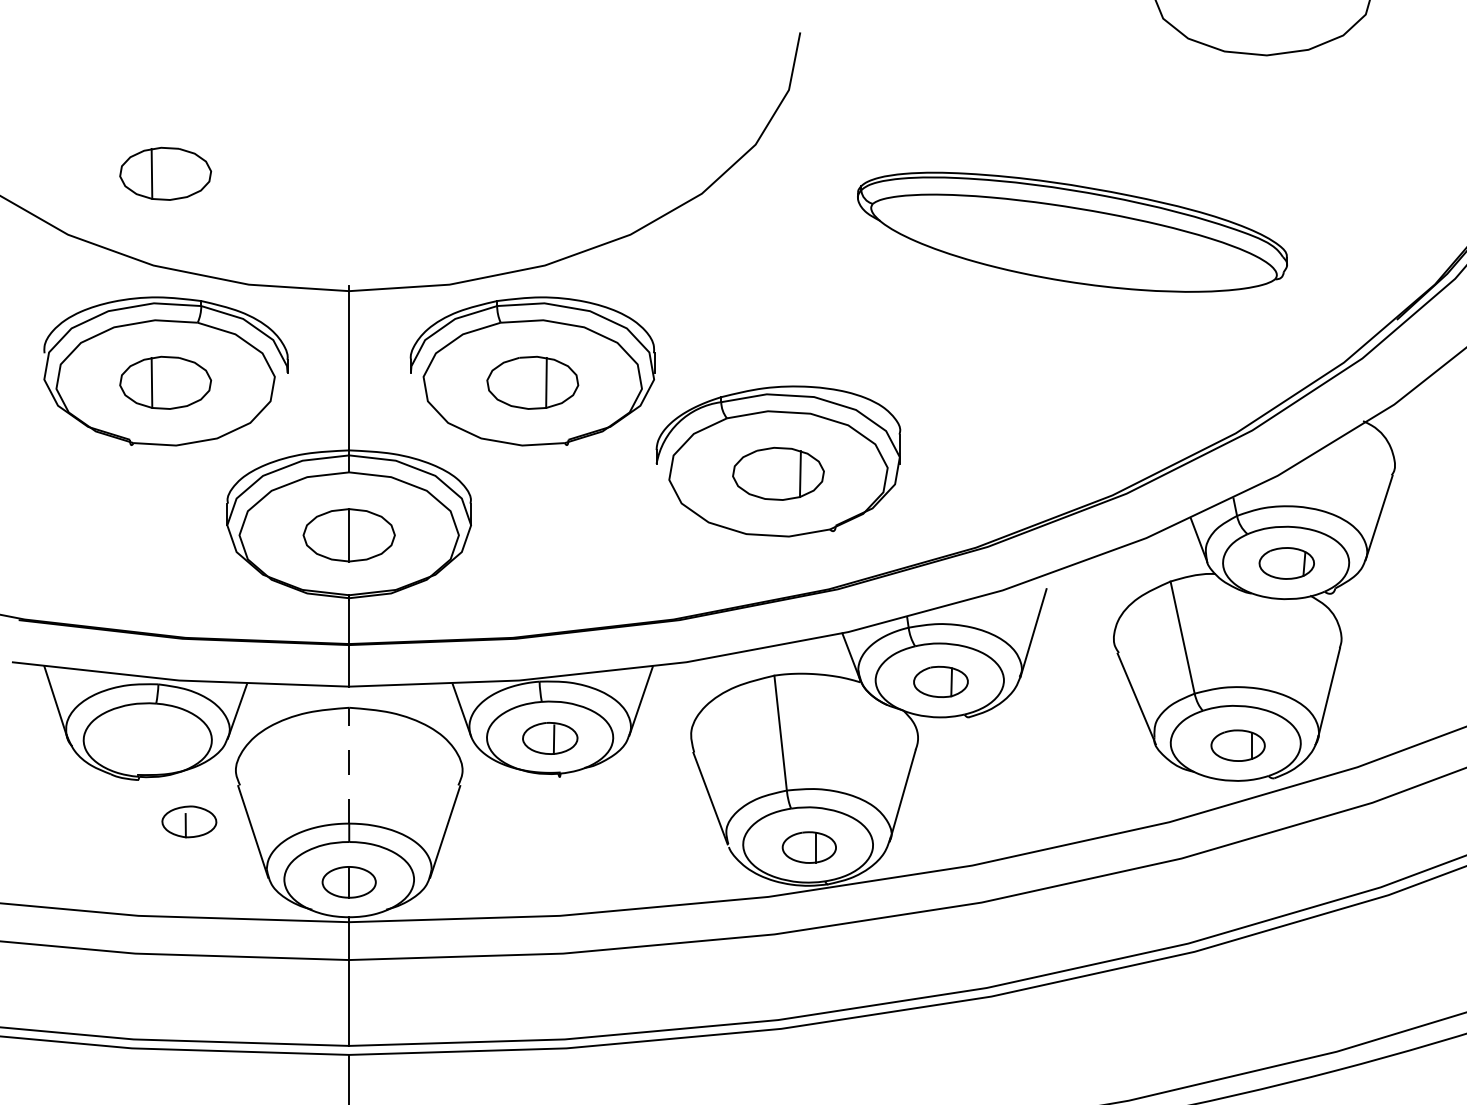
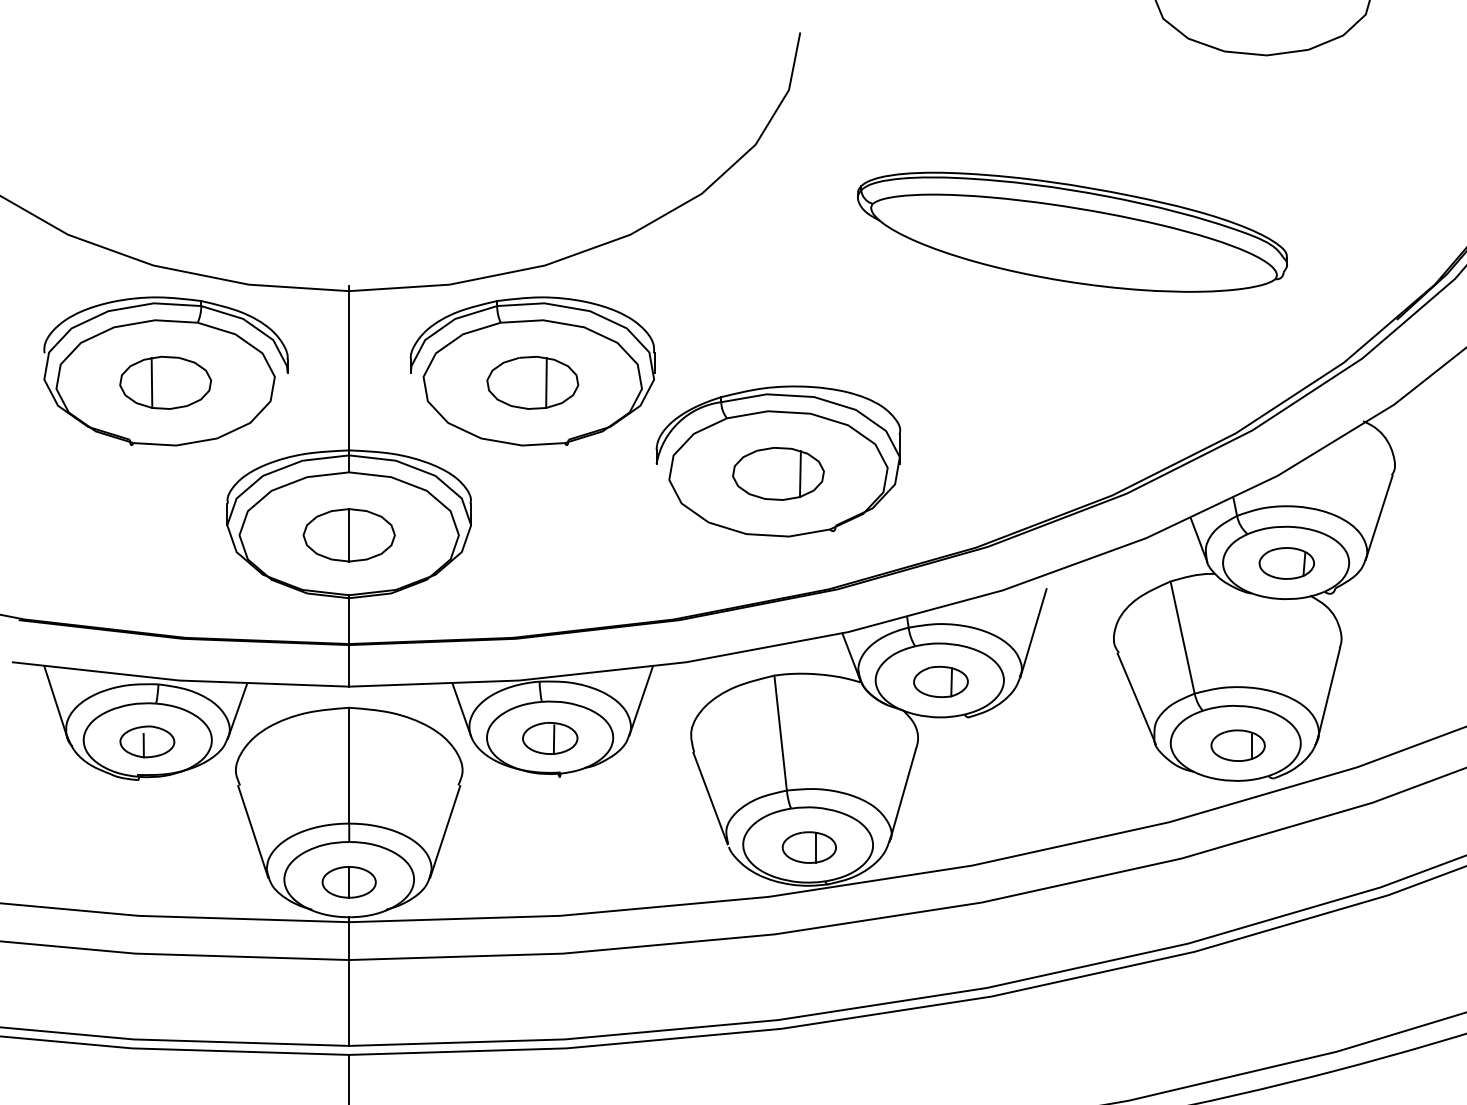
part: present -> none (165, 173)
line: dashed -> solid (349, 765)
part position: (189, 821) -> (147, 741) (147, 741)
